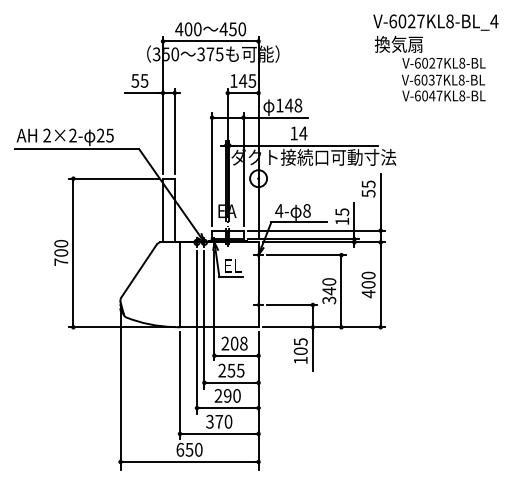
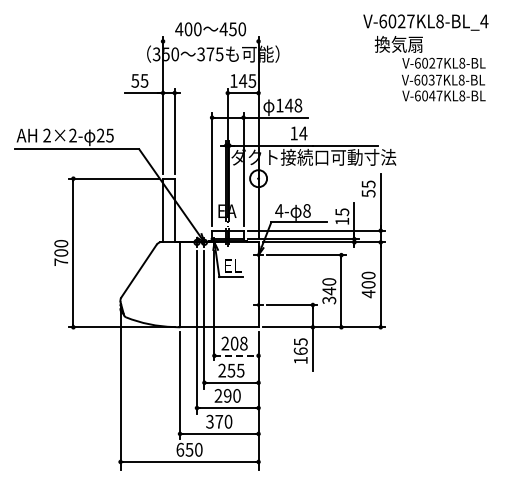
text position: (435, 22) -> (425, 22) (425, 22)
line: present -> none (210, 41)
text: 105 -> 165 (300, 350)
line: solid -> dashed (237, 355)
